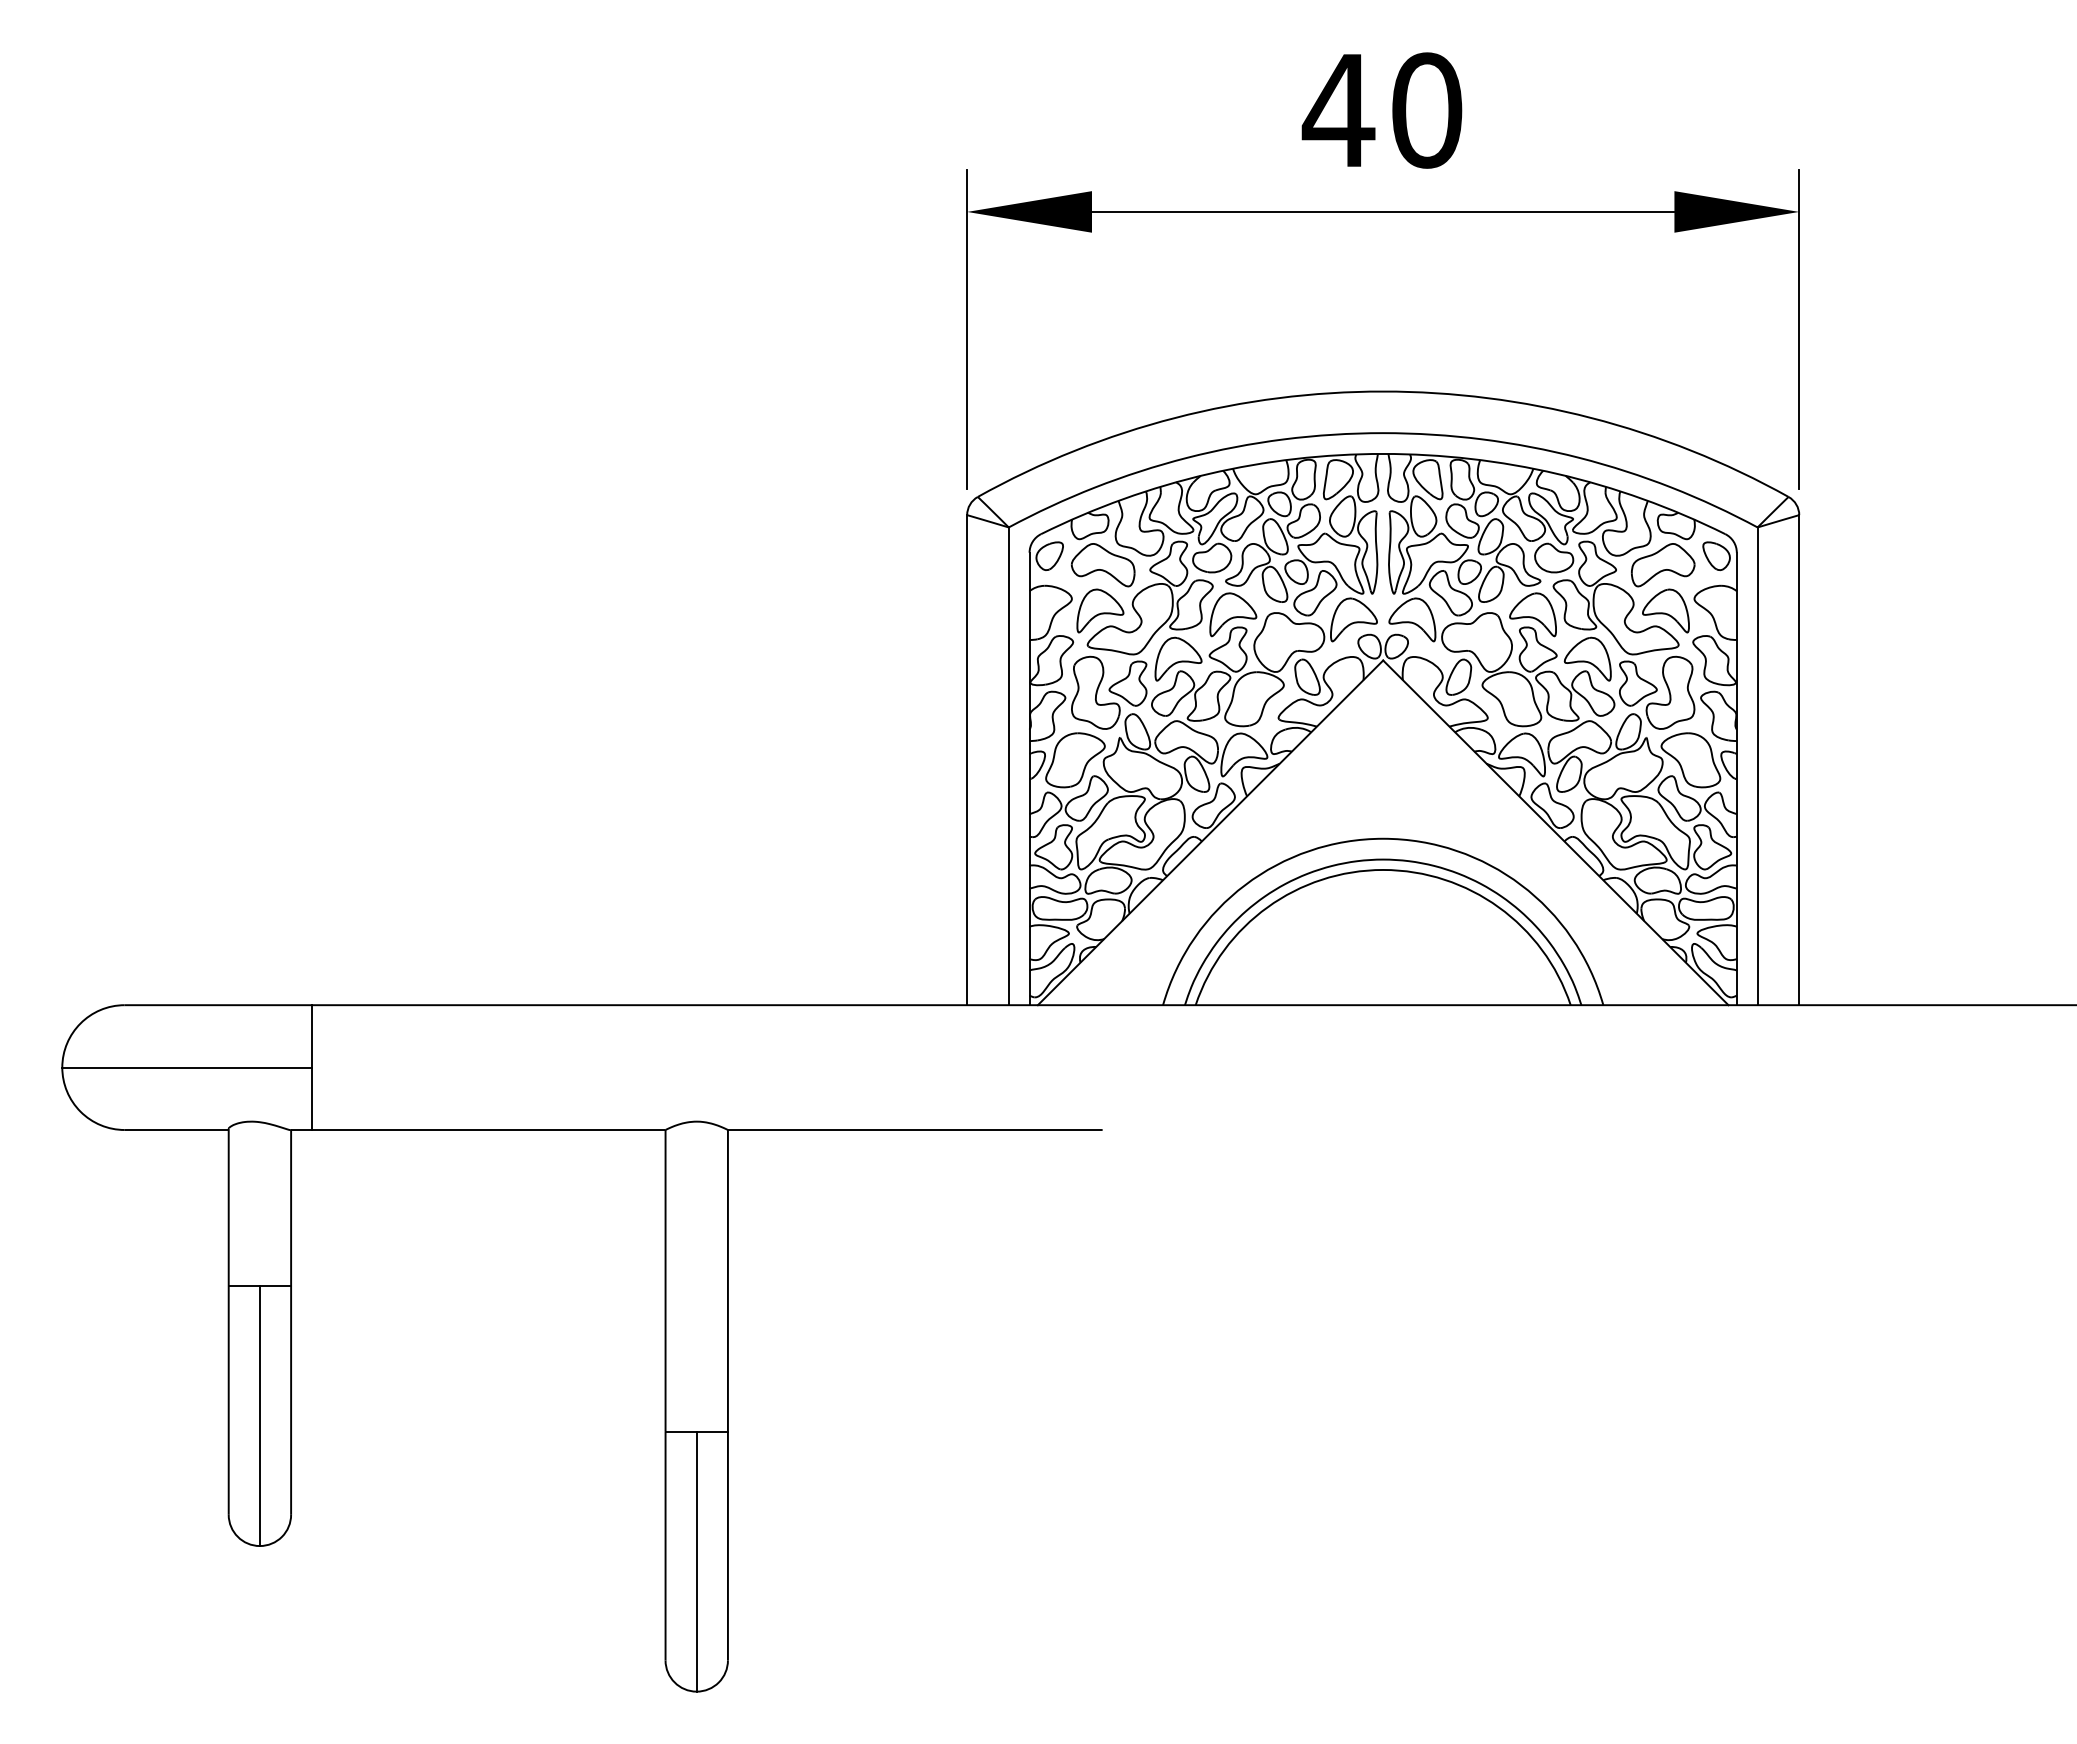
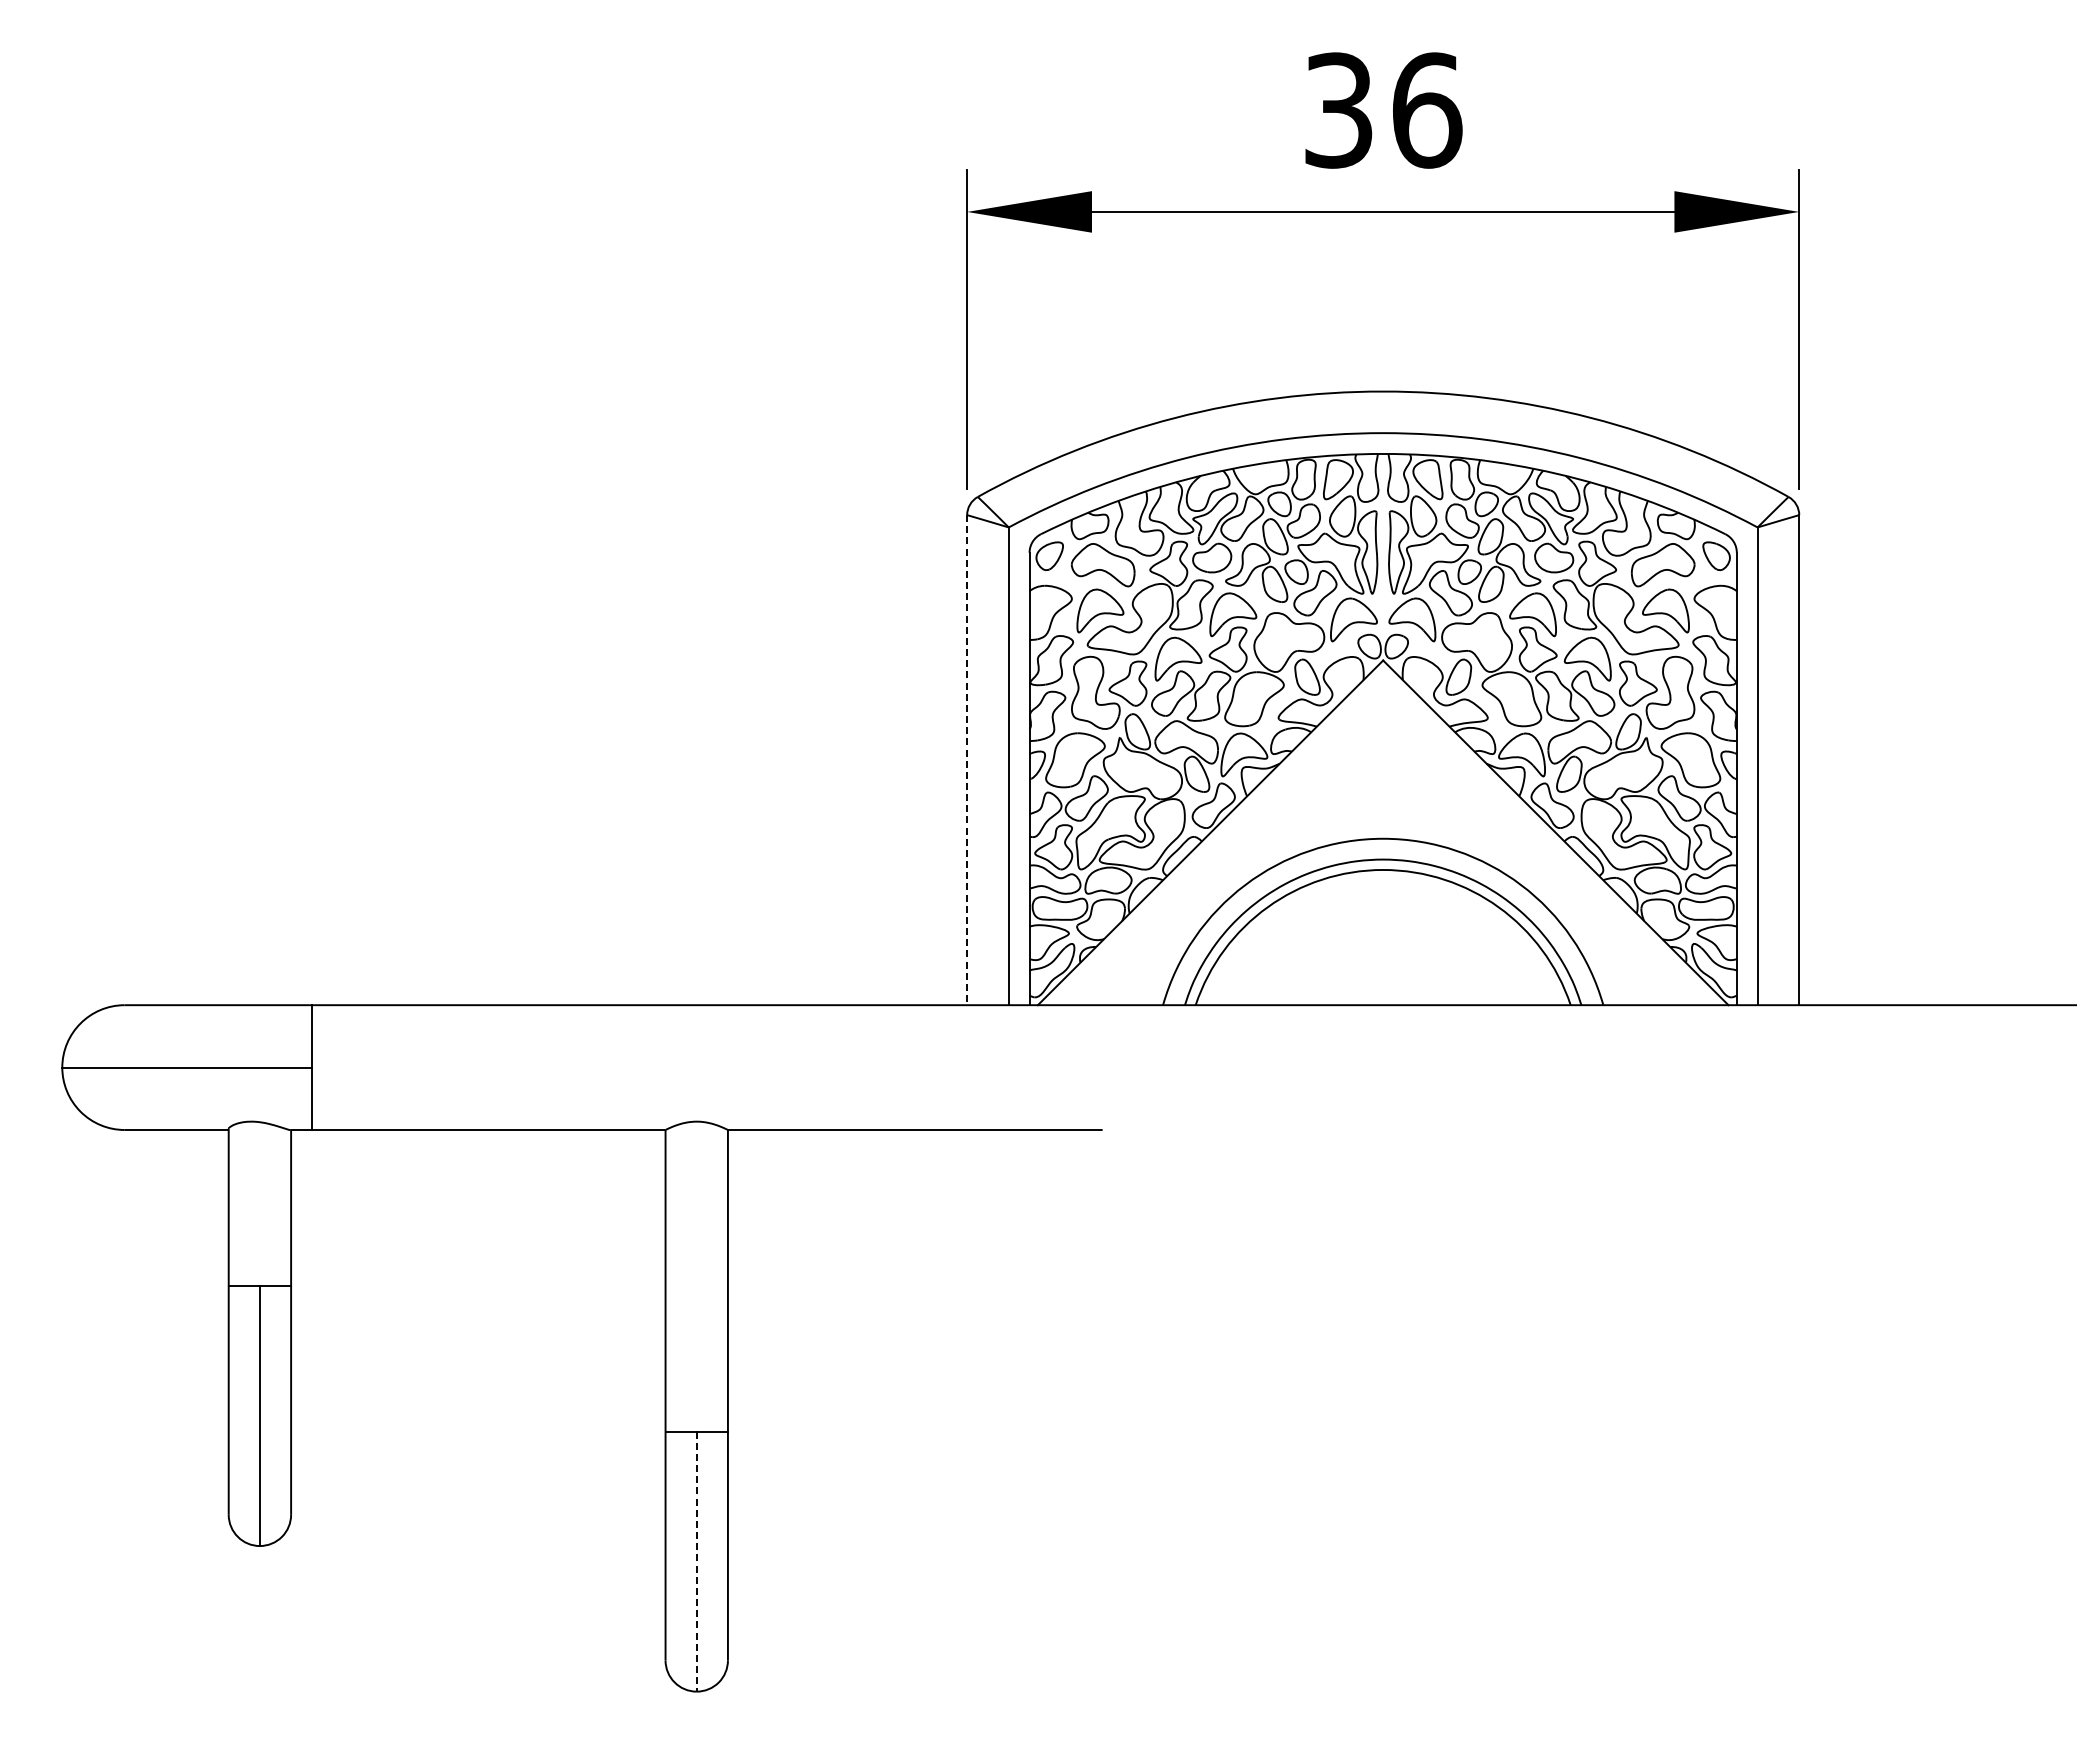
text: 40 -> 36 (1381, 110)
line: solid -> dashed (967, 760)
line: solid -> dashed (696, 1562)
